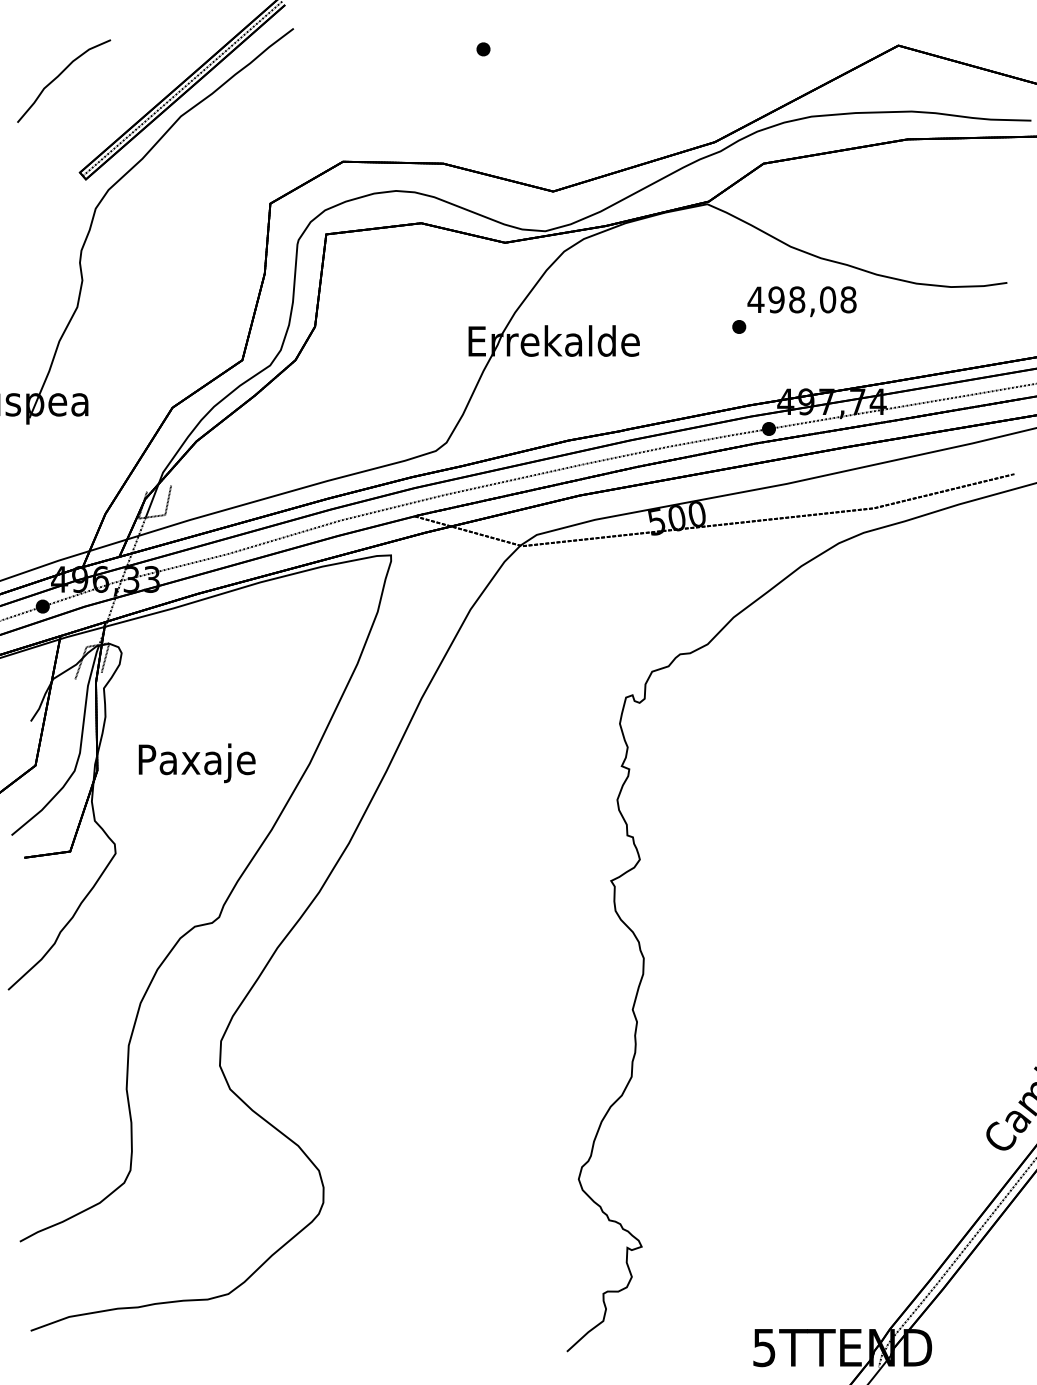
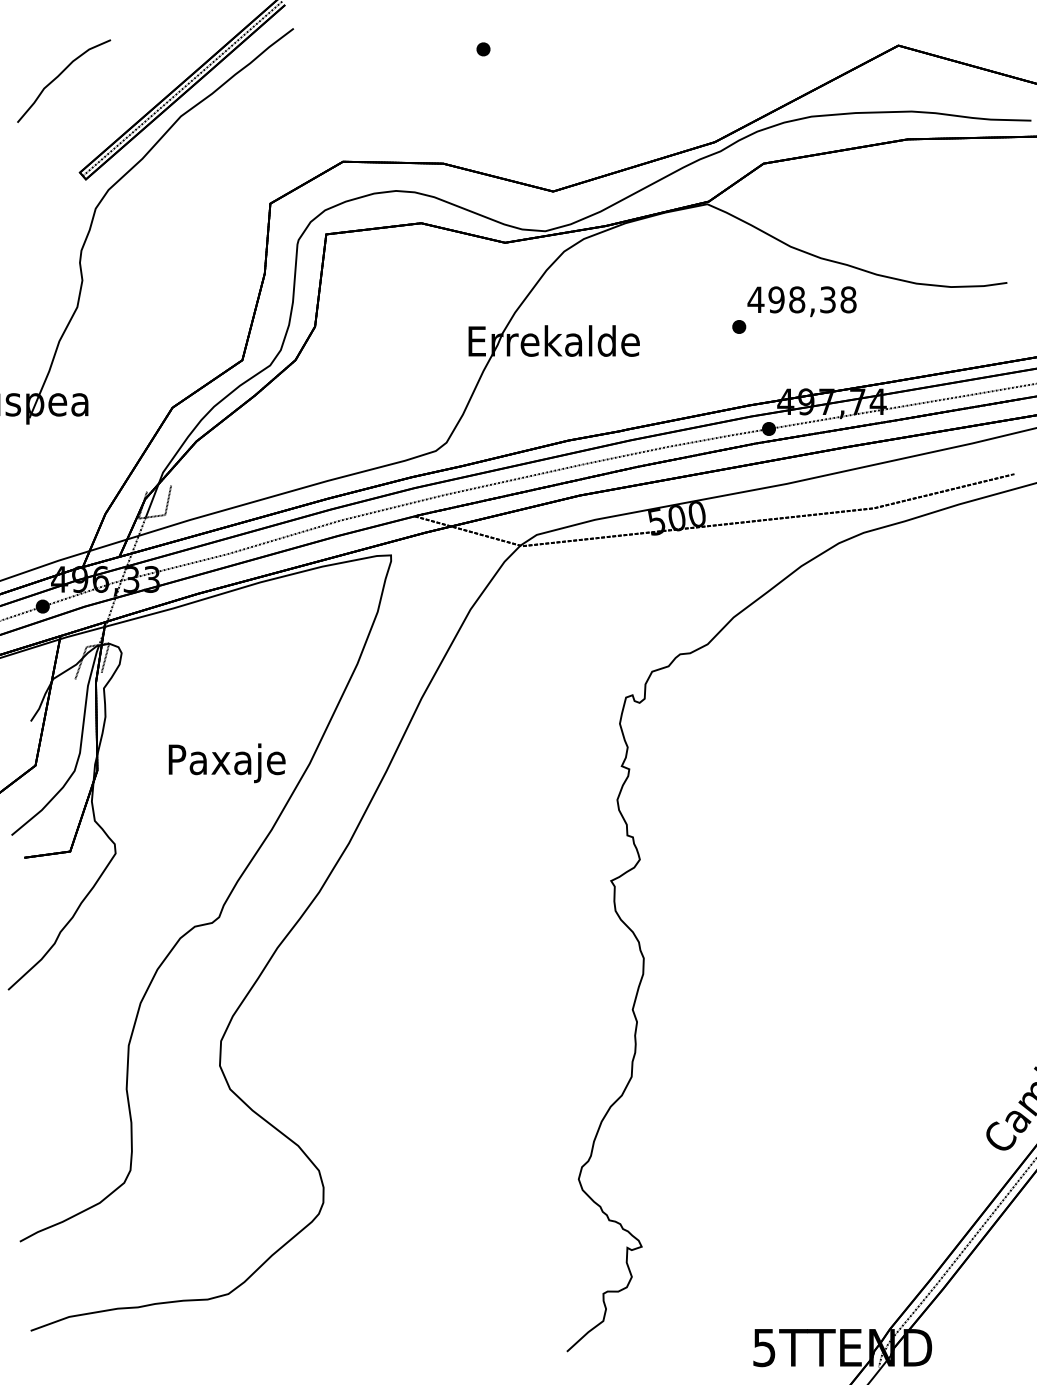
text: 498,08 -> 498,38 (828, 299)
text position: (196, 763) -> (226, 763) (226, 763)
